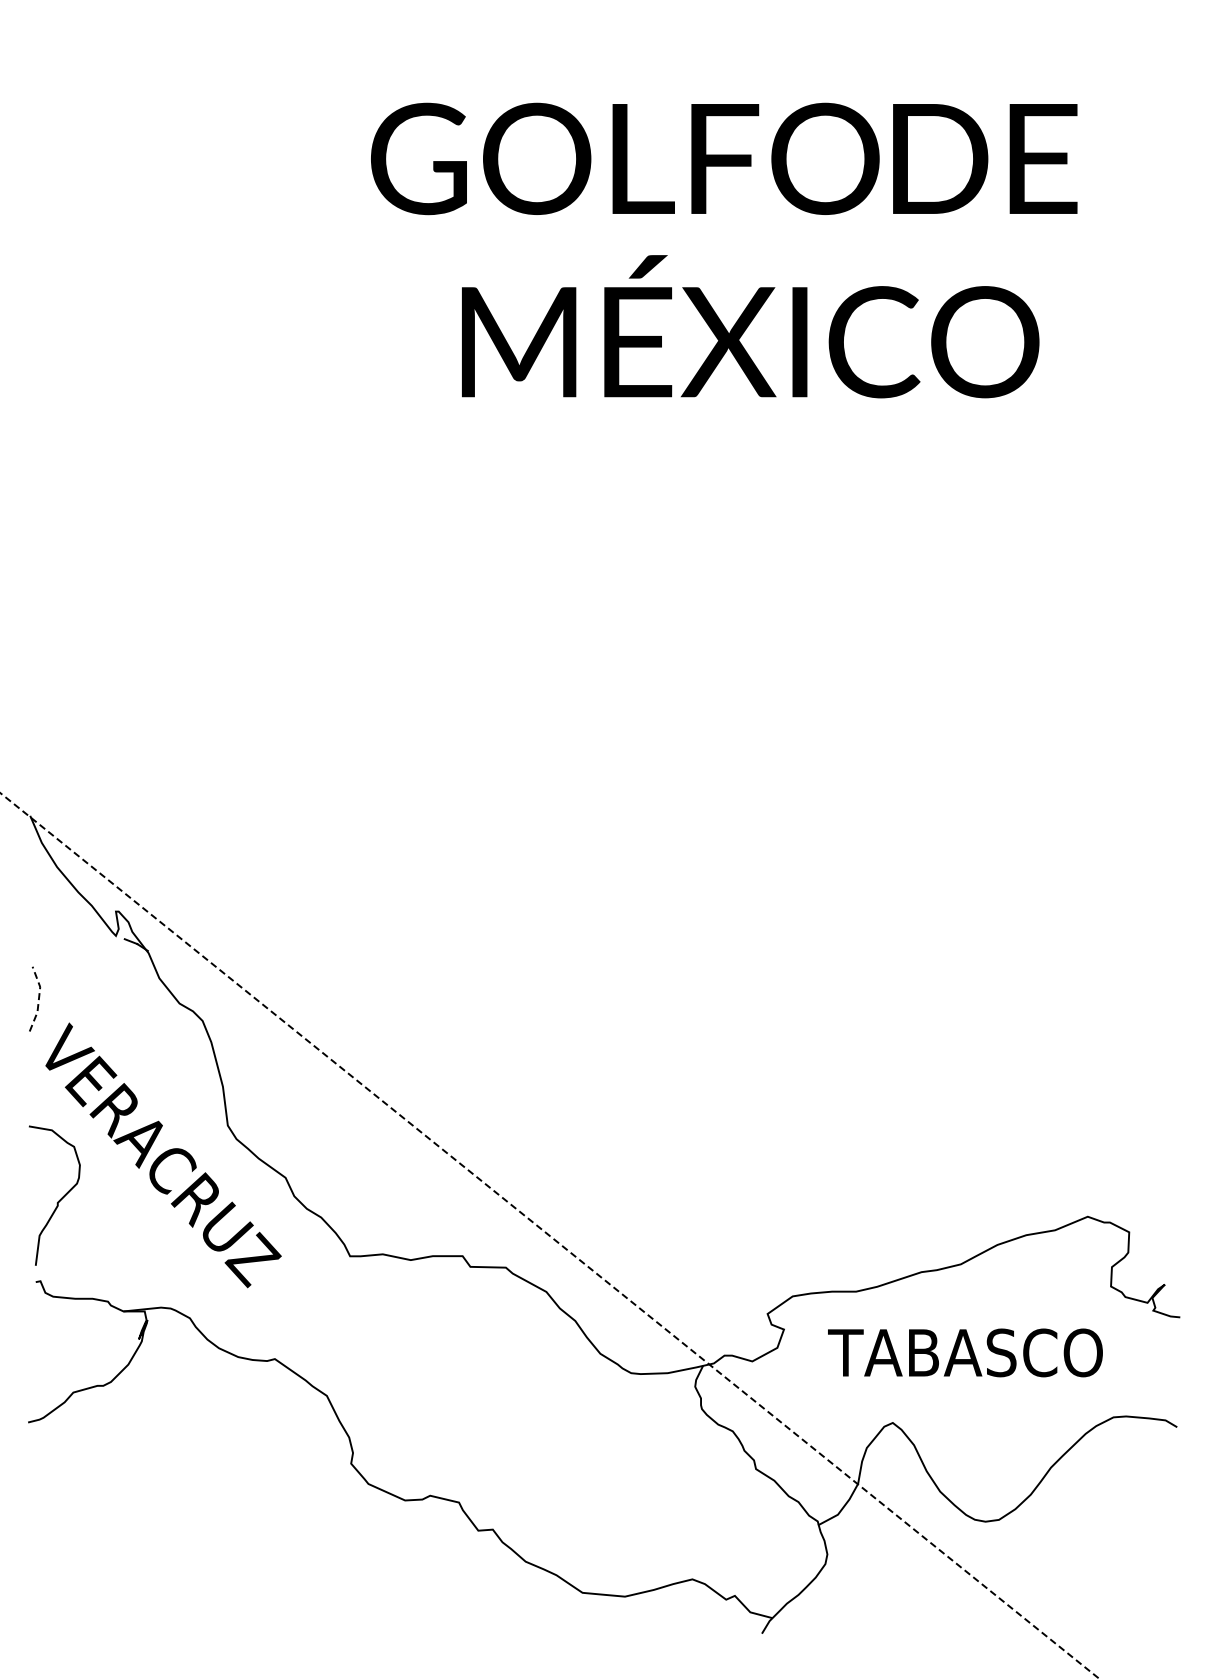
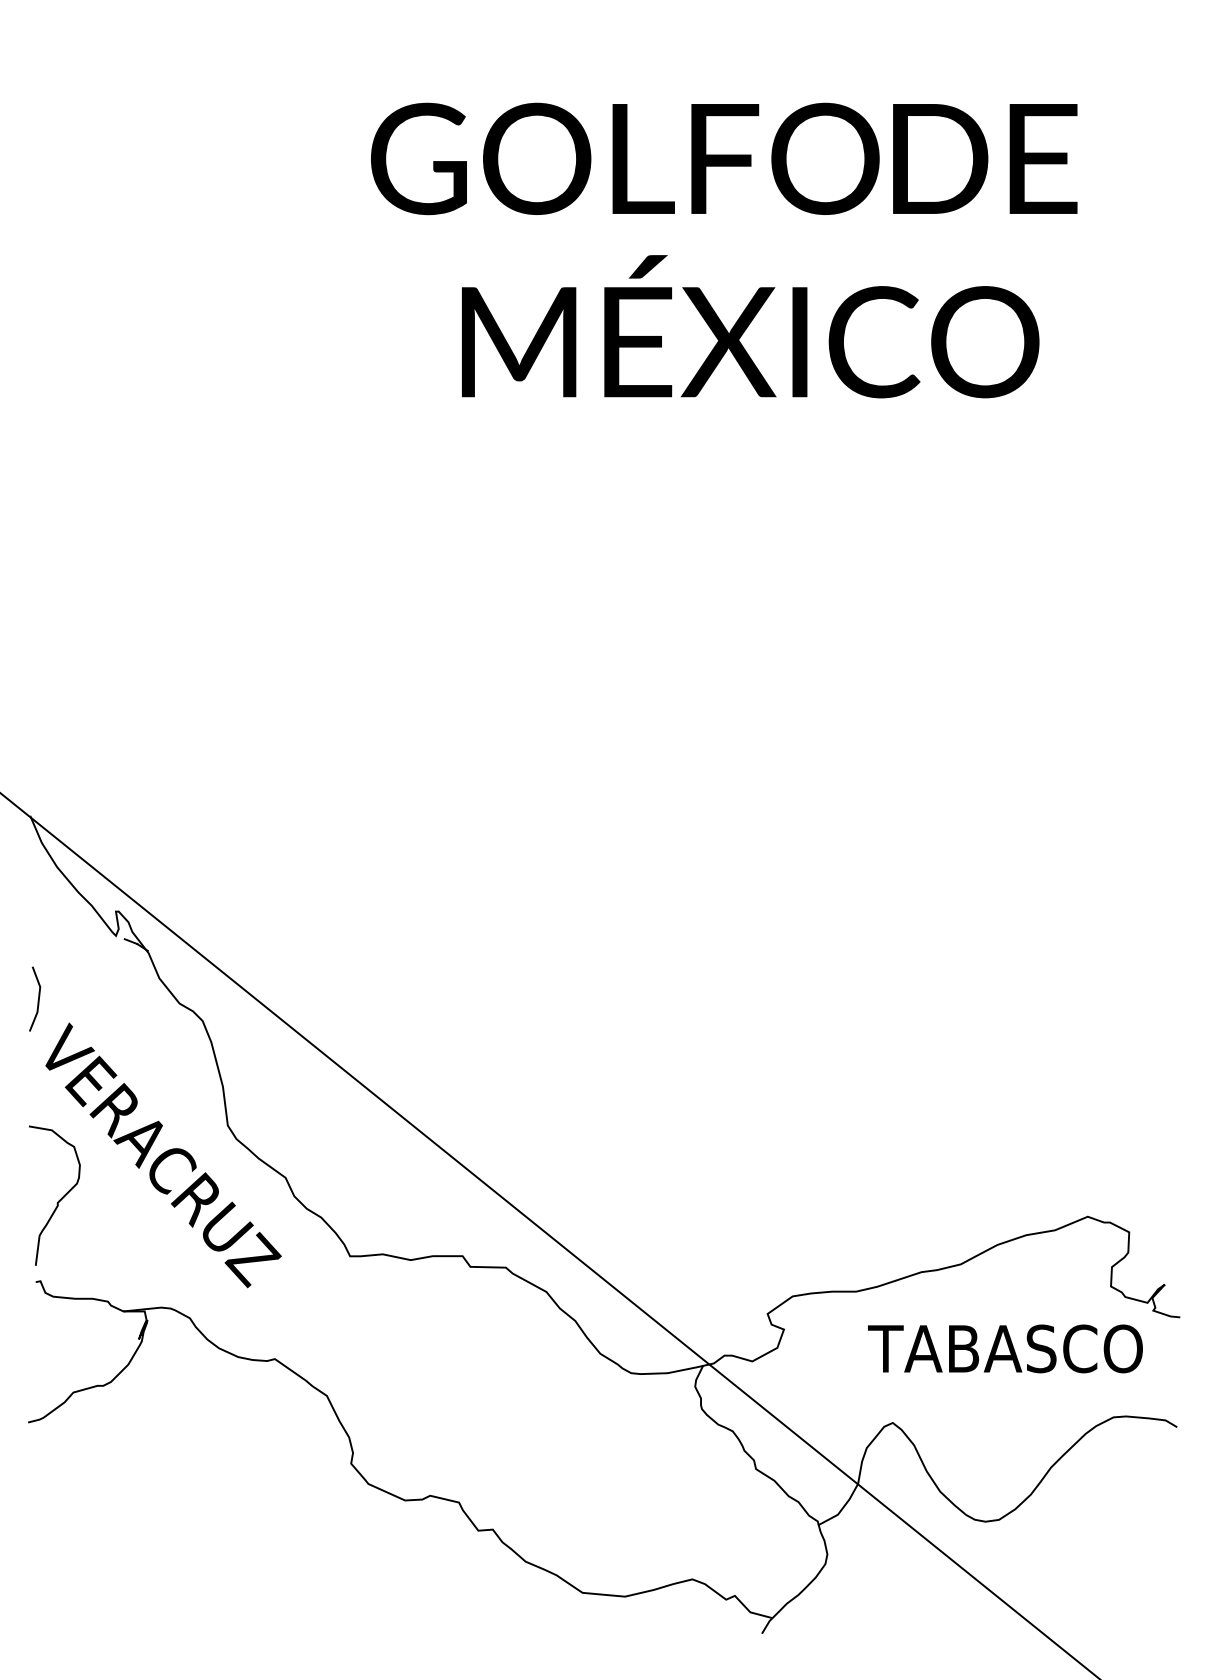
line: dashed -> solid (38, 998)
line: dashed -> solid (550, 1236)
text position: (965, 1352) -> (1005, 1348) (1005, 1348)
